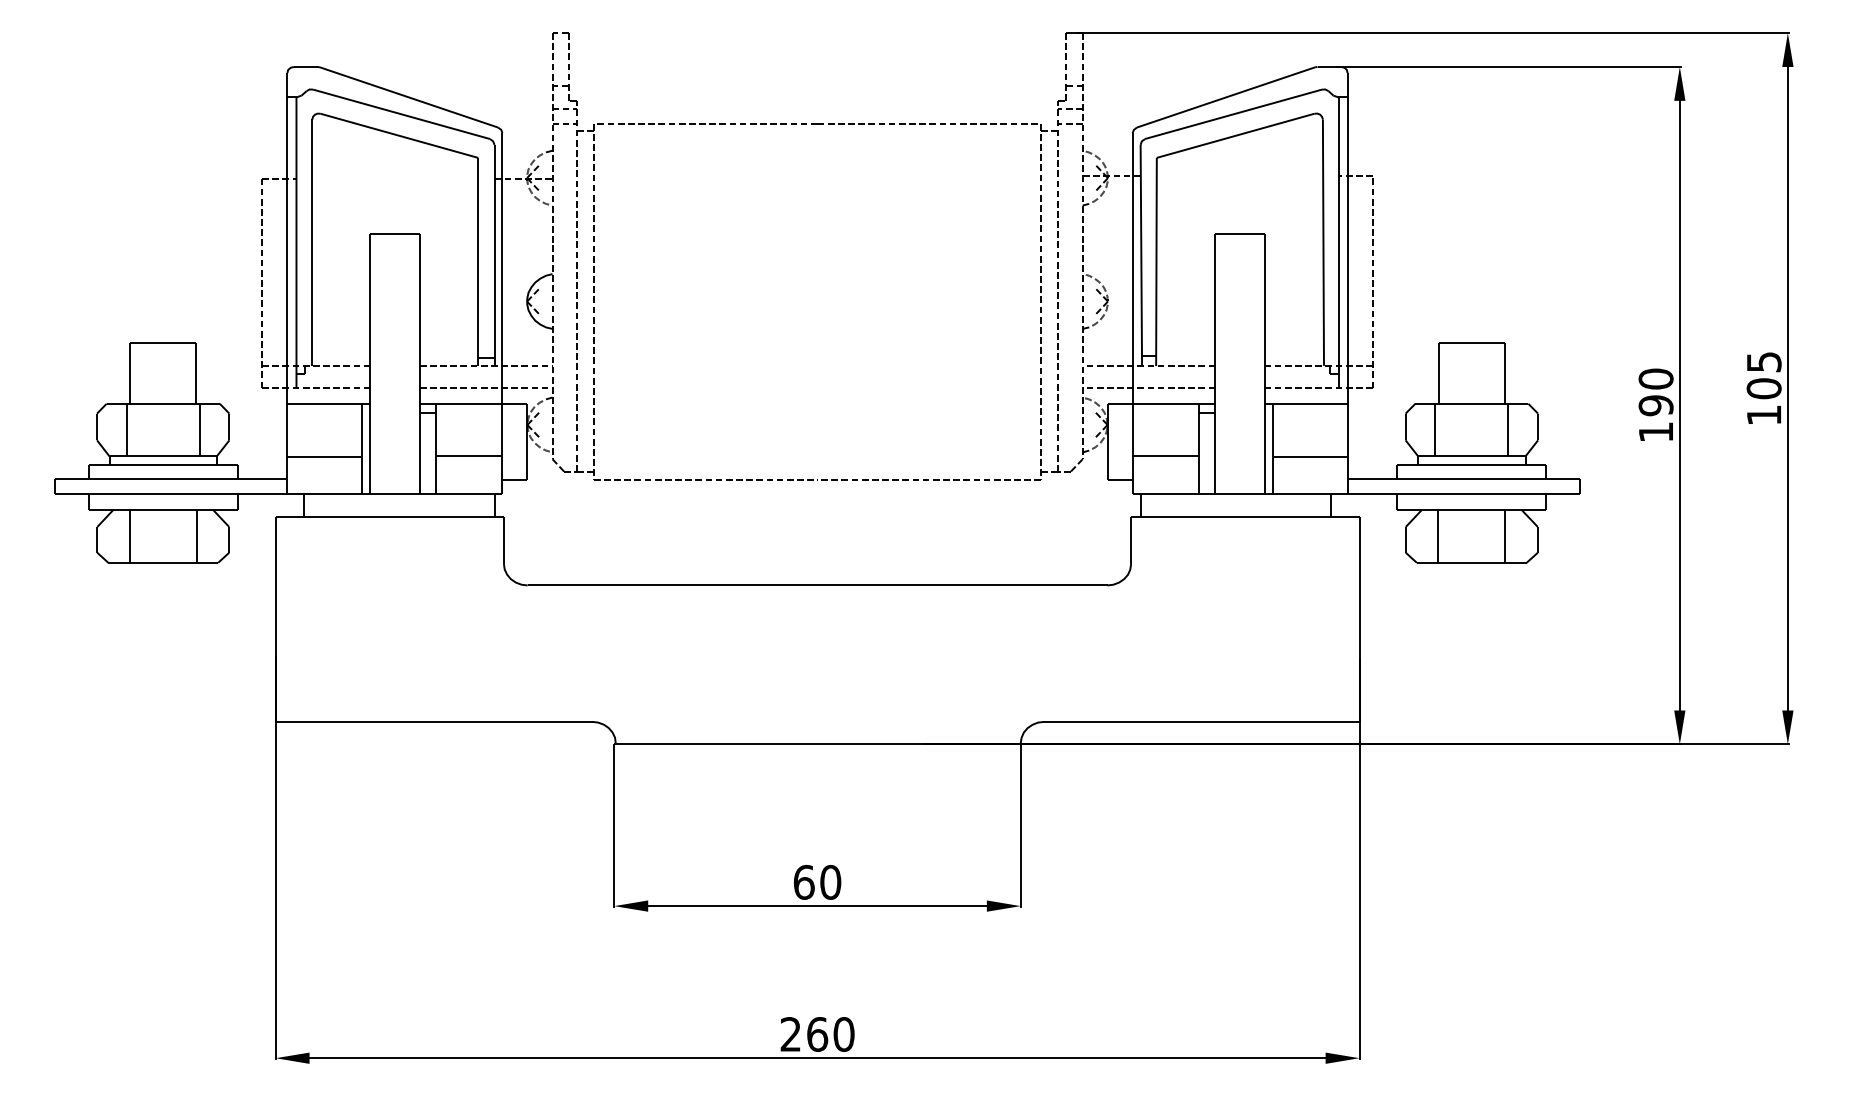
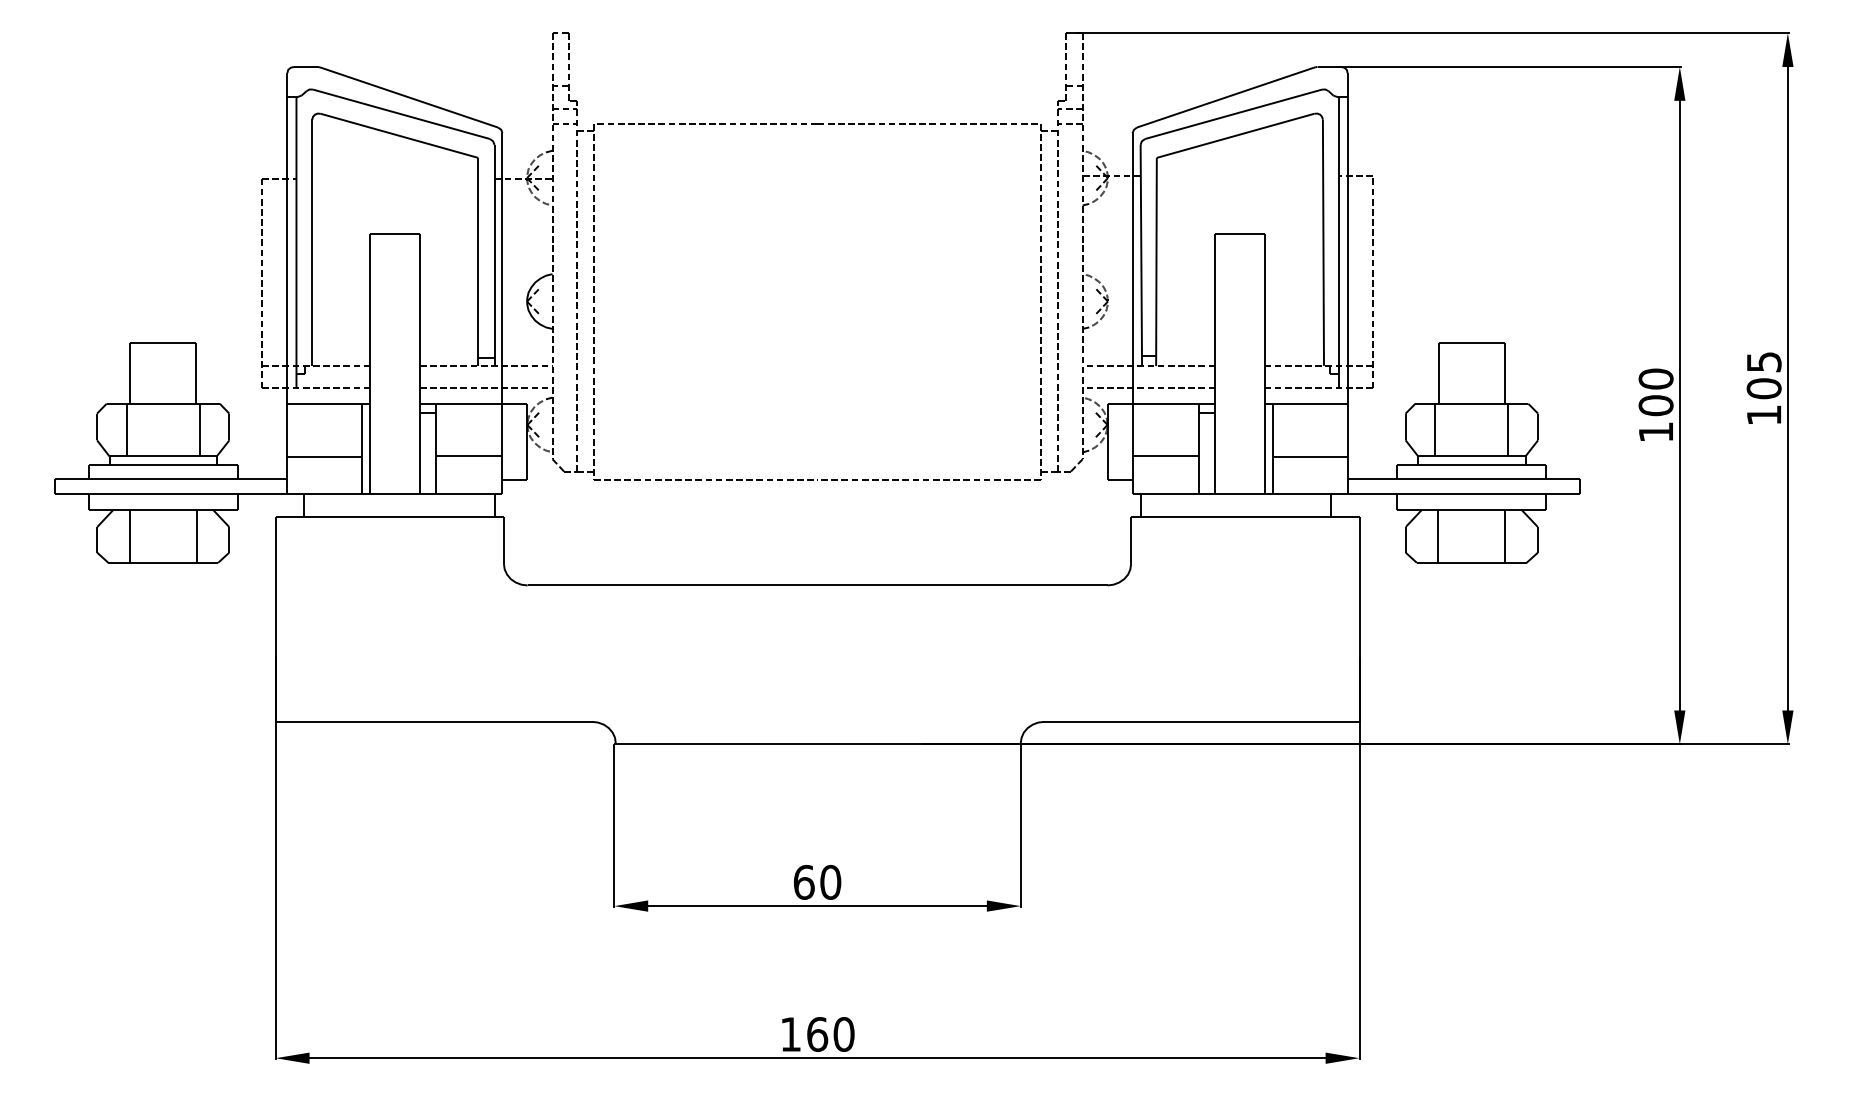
text: 190 -> 100 (1655, 405)
text: 260 -> 160 (790, 1034)
